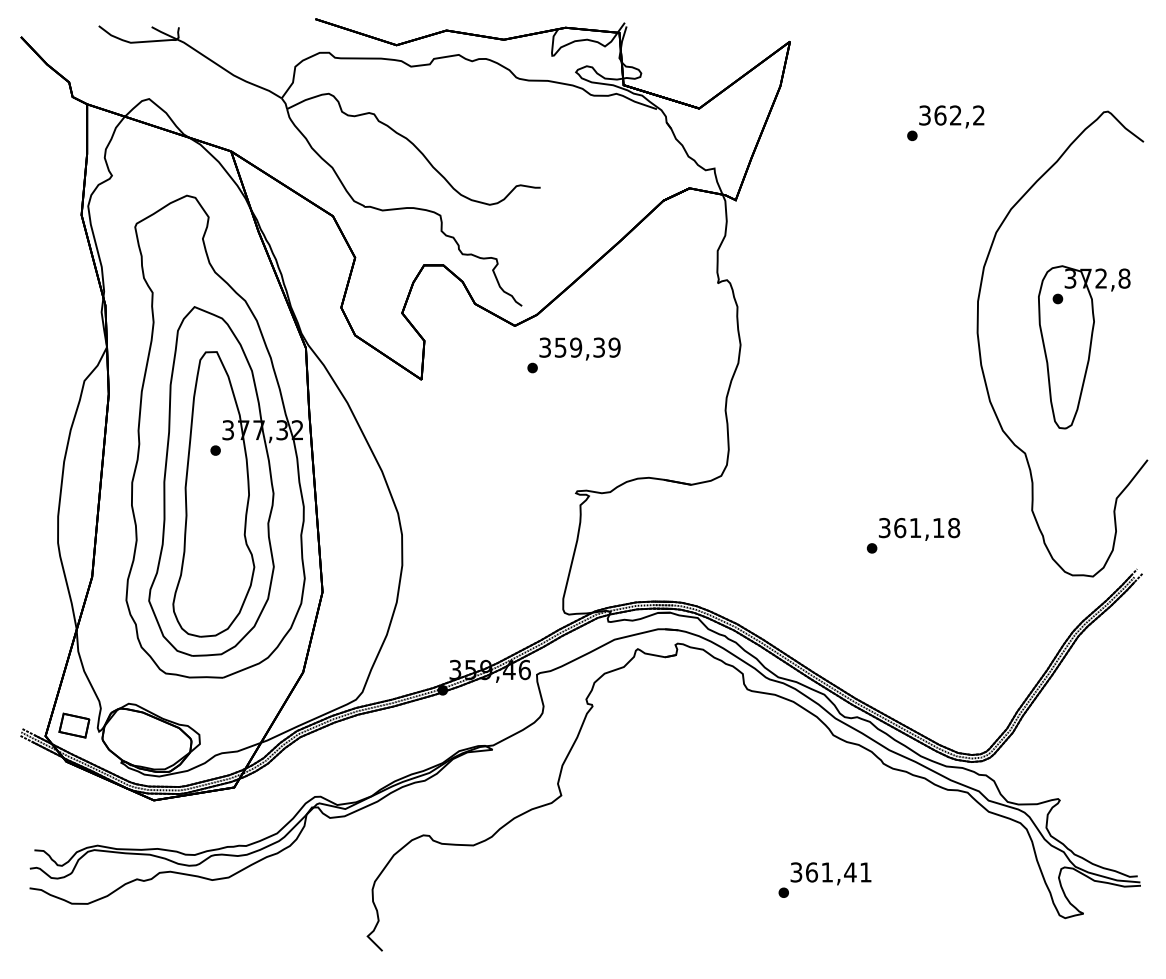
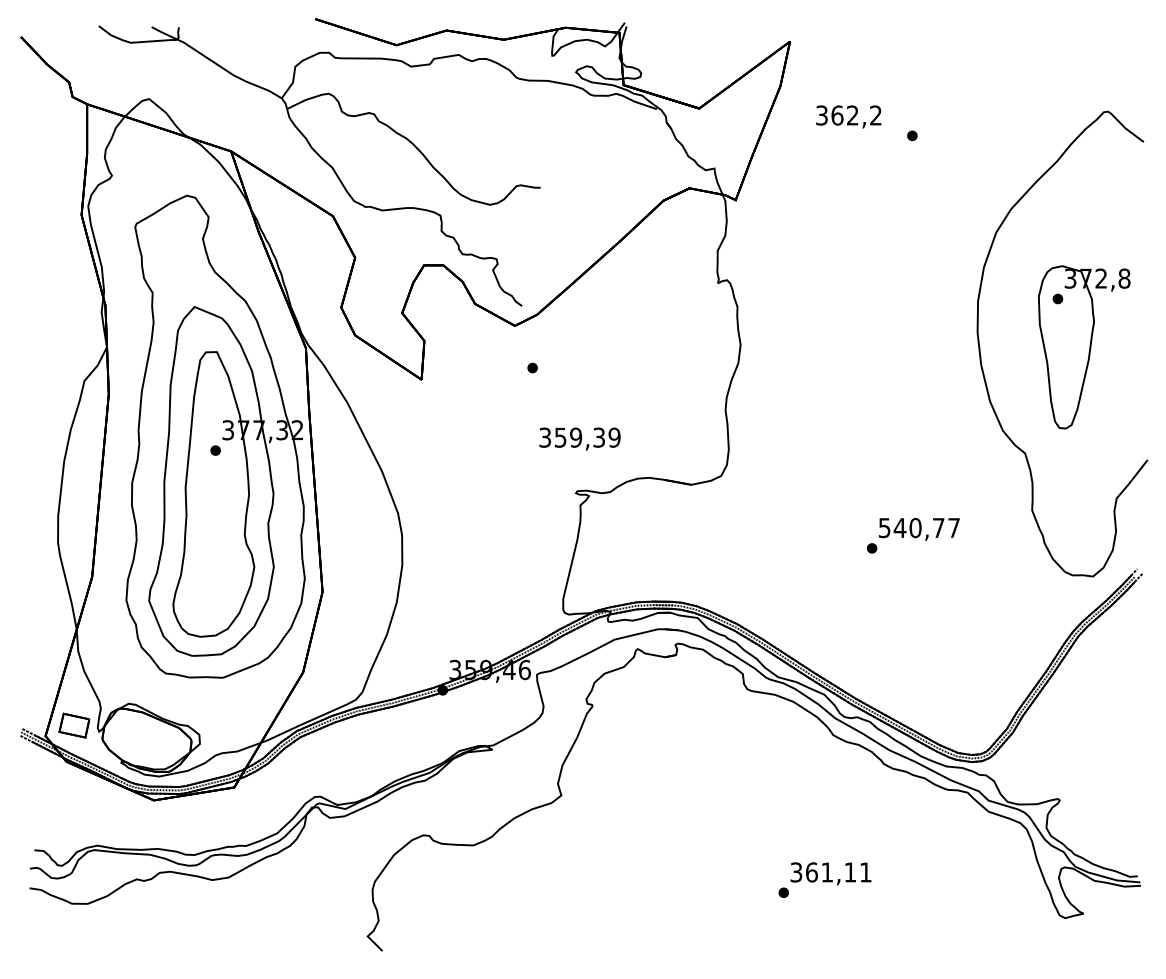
text position: (951, 116) -> (848, 116) (848, 116)
text position: (579, 348) -> (579, 438) (579, 438)
text: 361,18 -> 540,77 (919, 527)
text: 361,41 -> 361,11 (850, 872)
